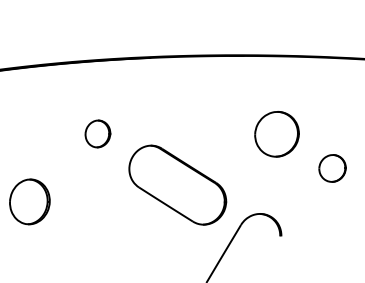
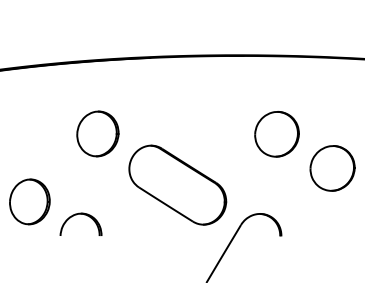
part size: 28x30 px -> 44x48 px (97, 133)
part size: 29x29 px -> 47x47 px (332, 168)
part: none -> present (76, 215)
